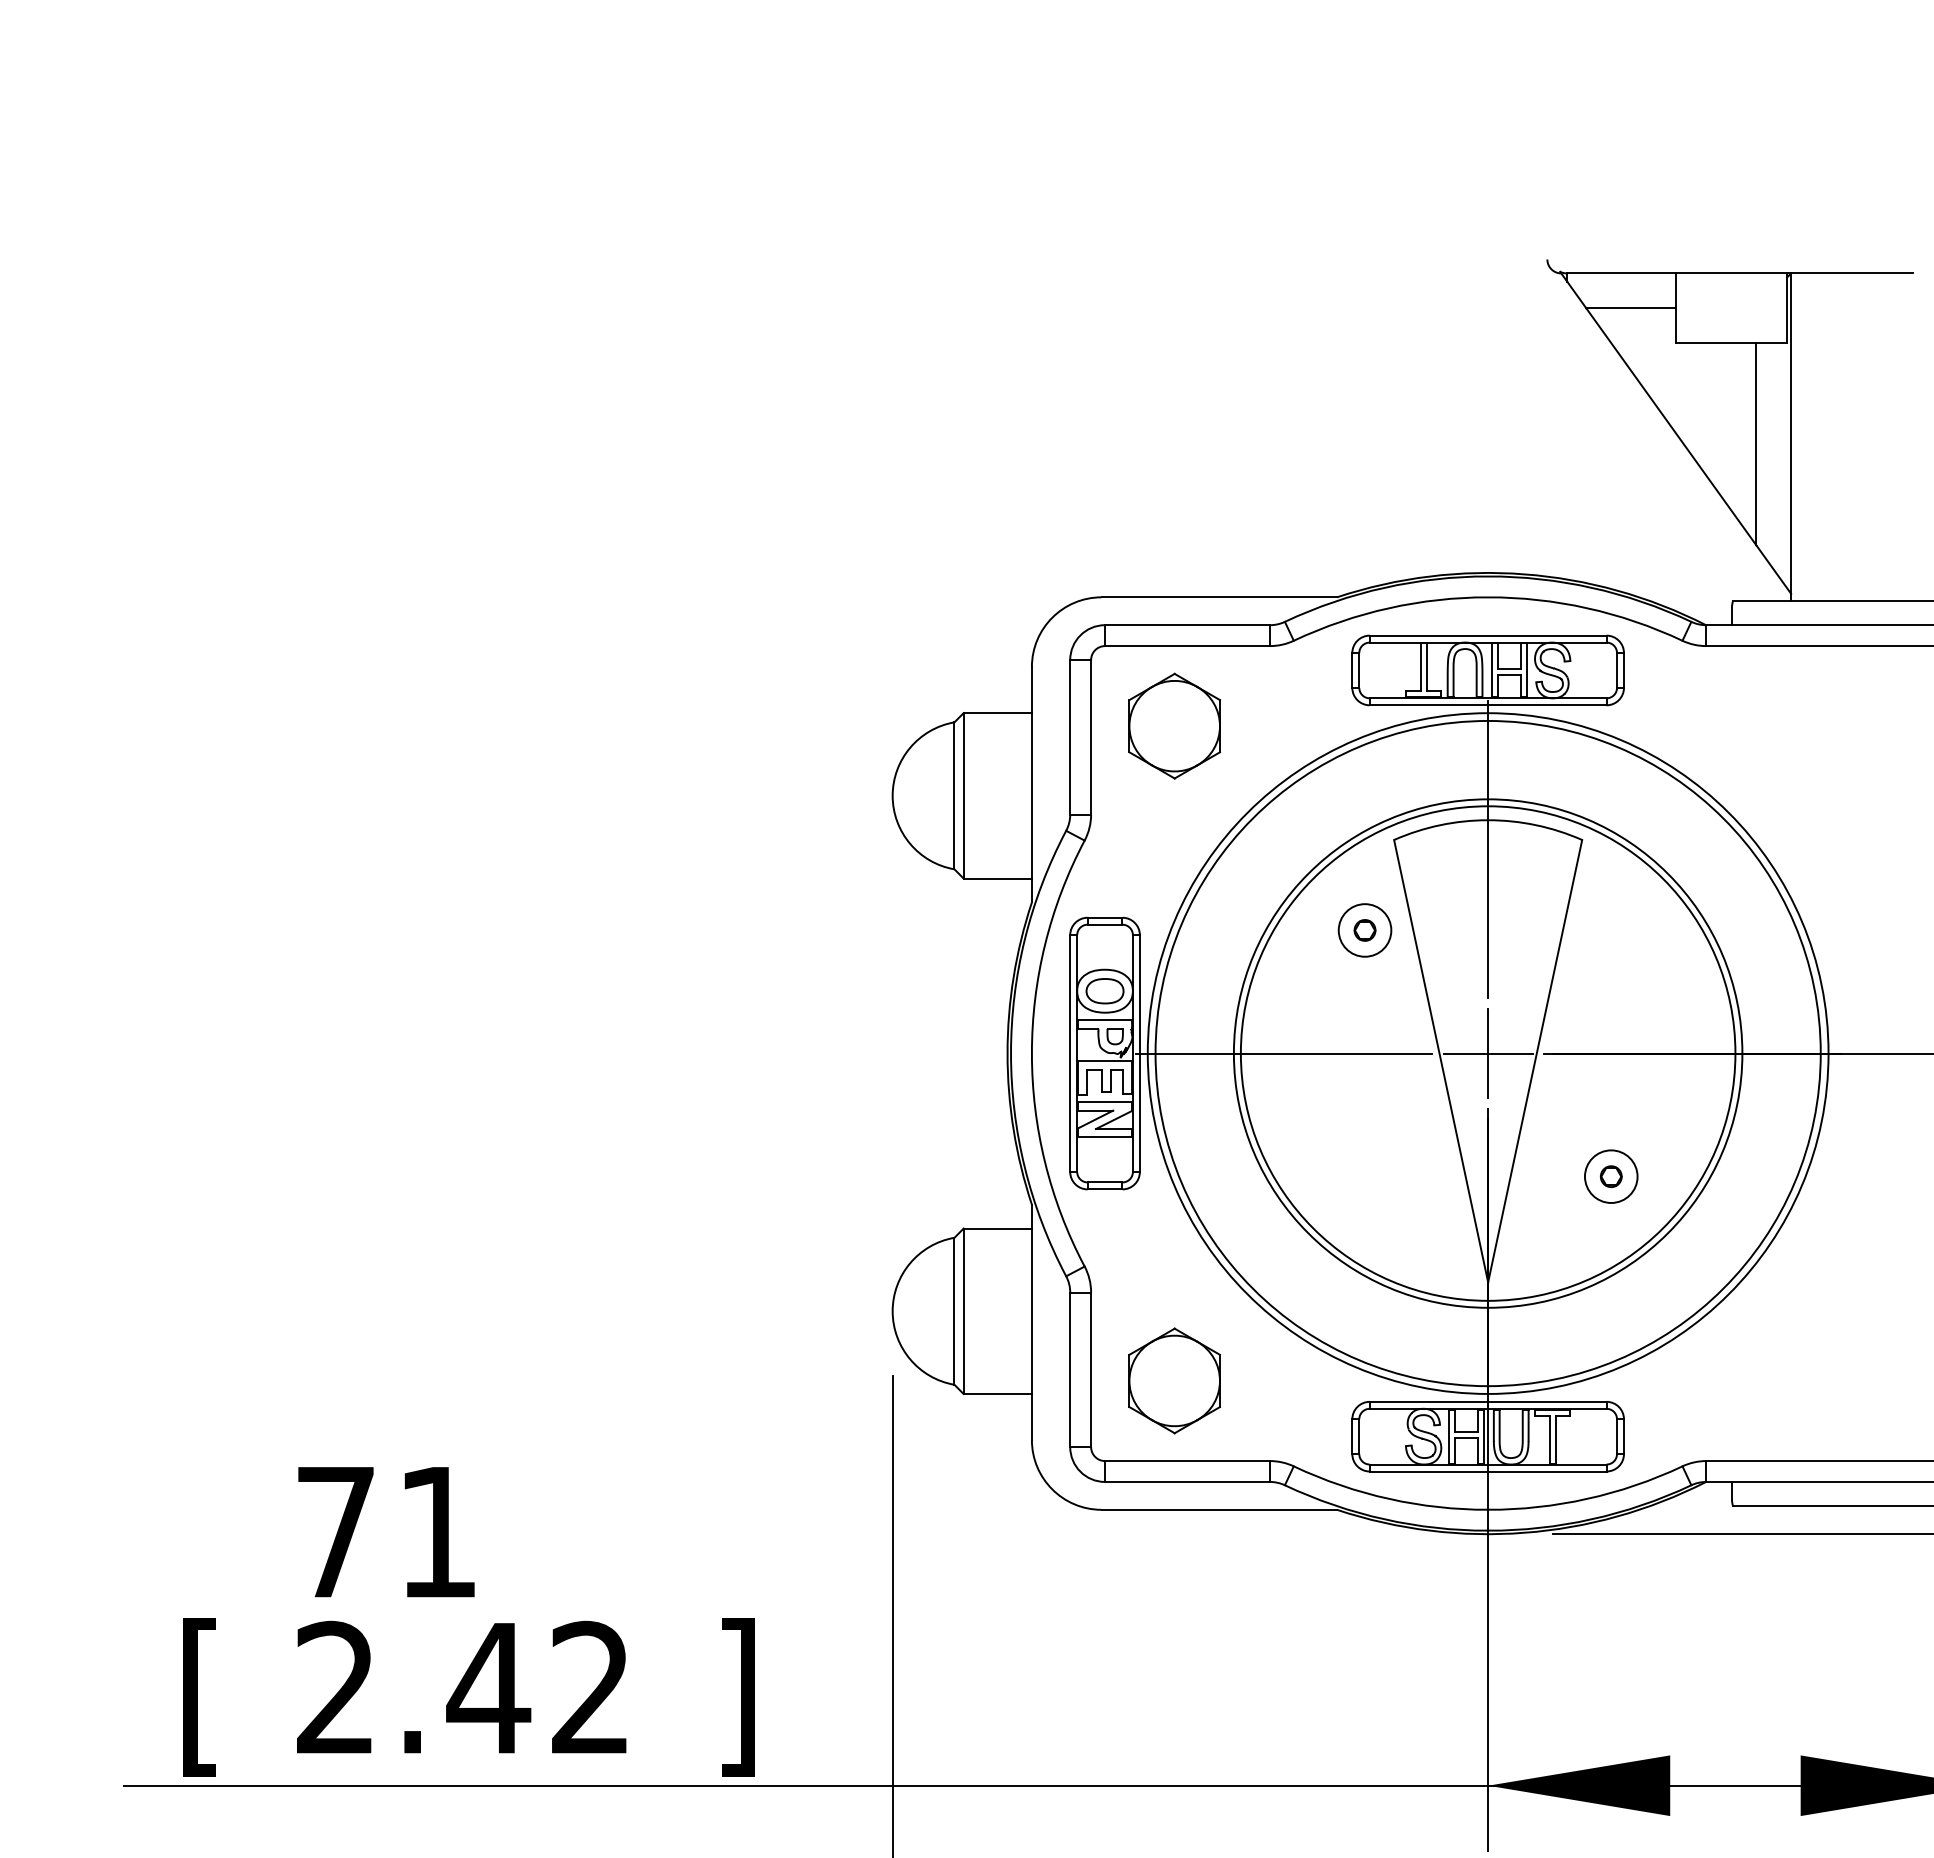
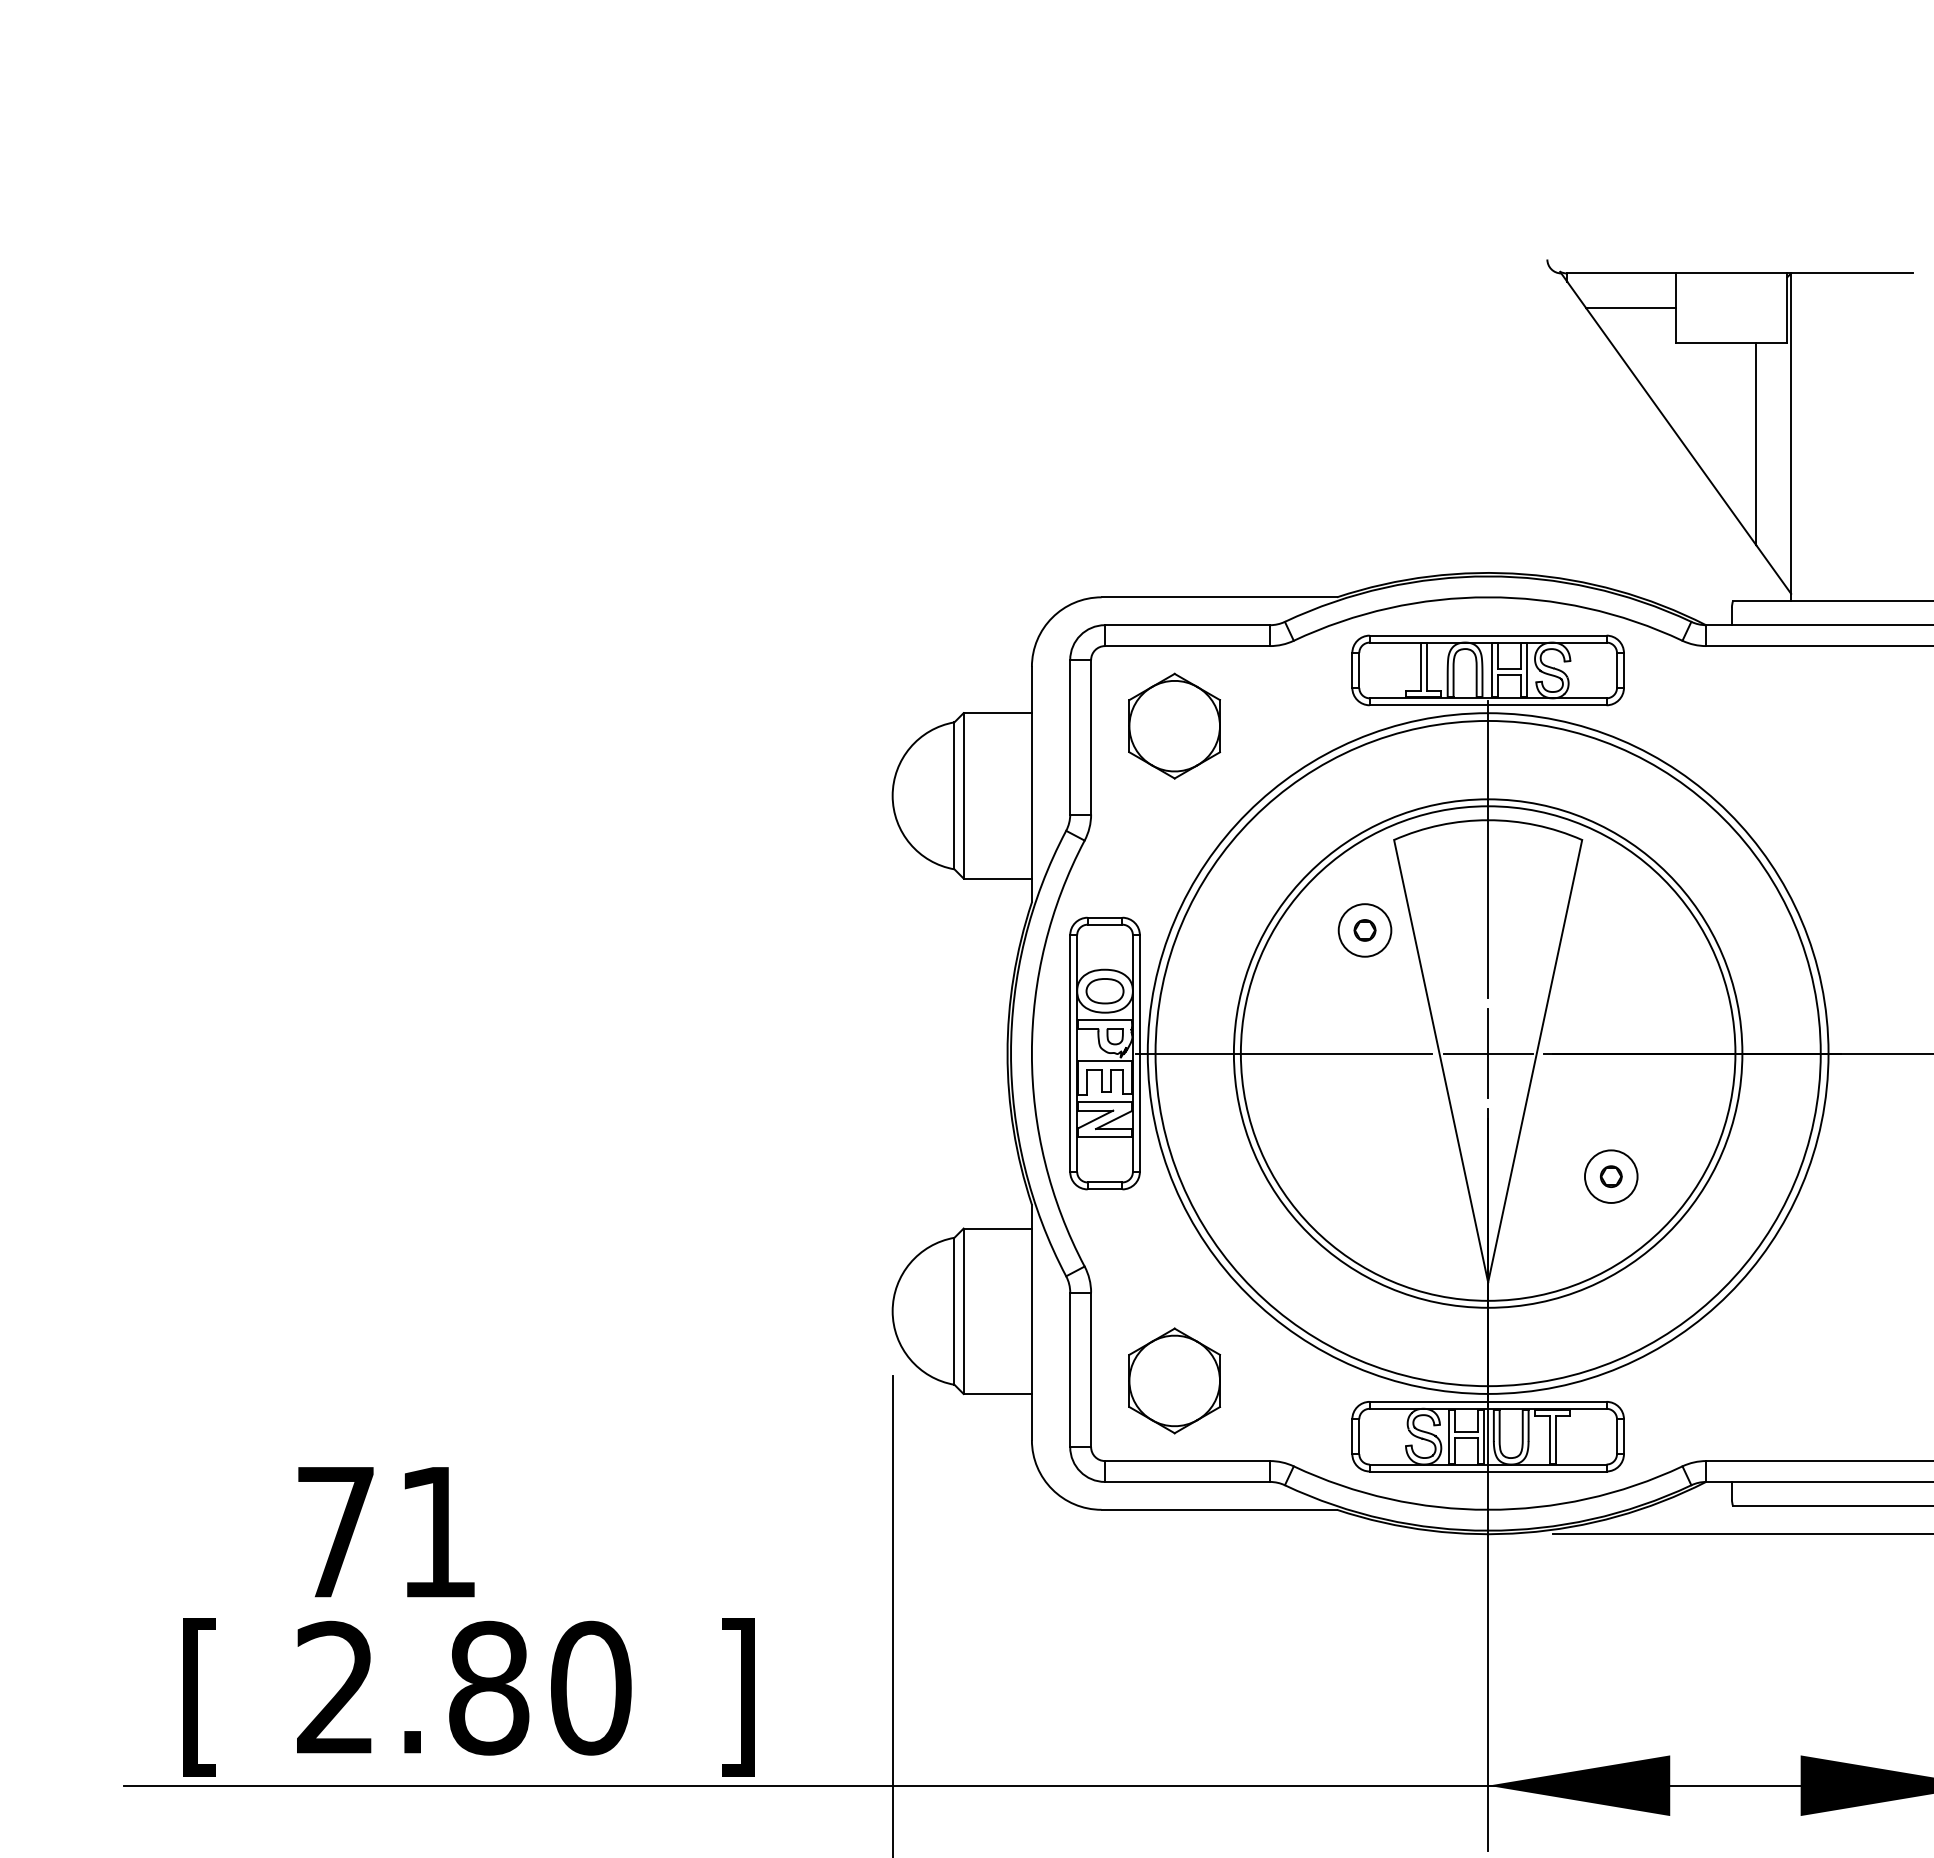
text: 2.42 -> 2.80 (538, 1687)
